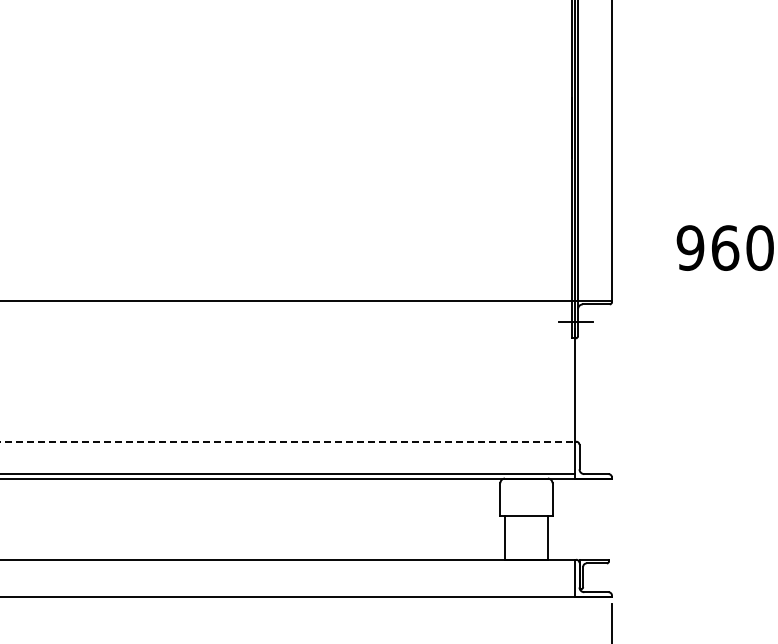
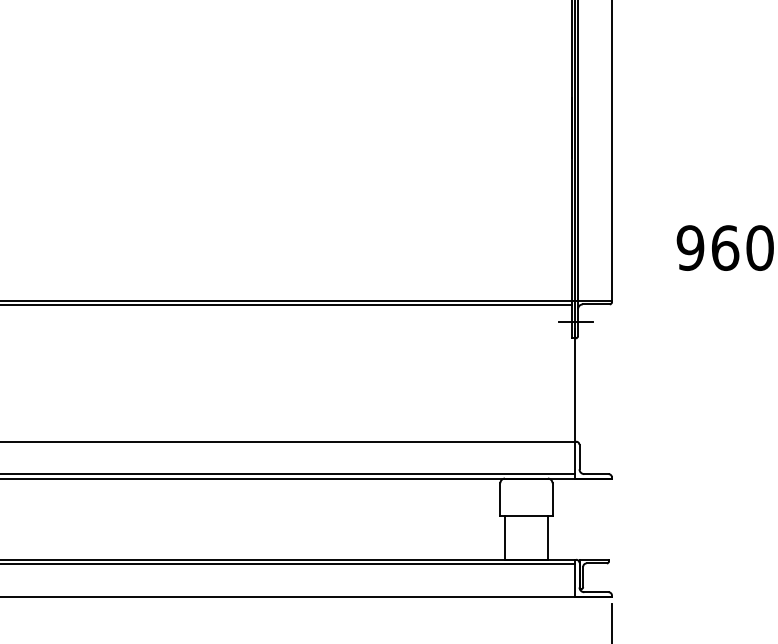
line: none -> present (286, 304)
line: dashed -> solid (288, 441)
line: none -> present (288, 564)
